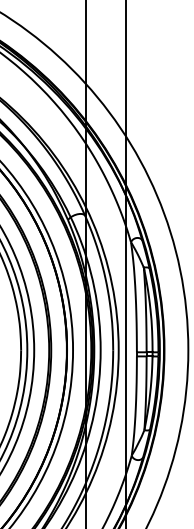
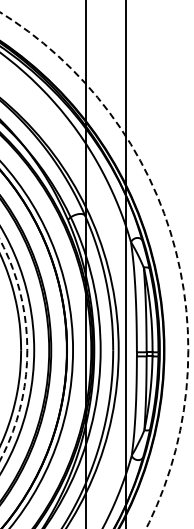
circle: solid -> dashed (94, 270)
circle: solid -> dashed (13, 350)
